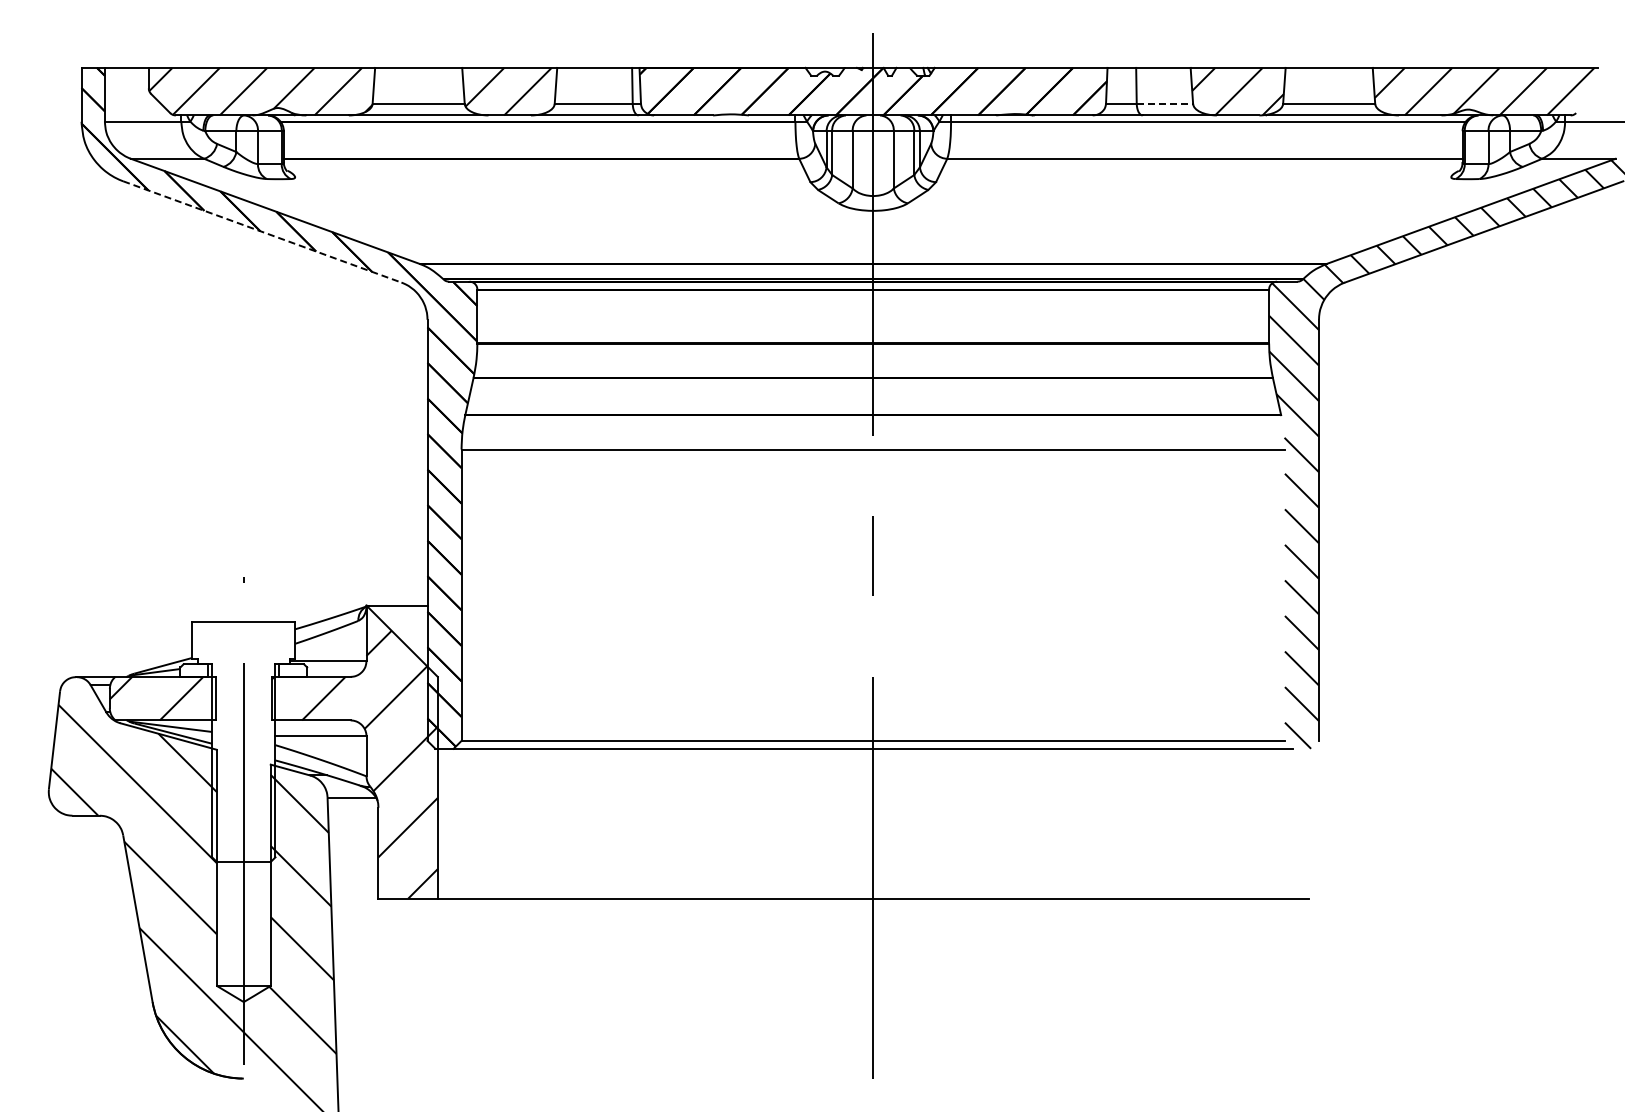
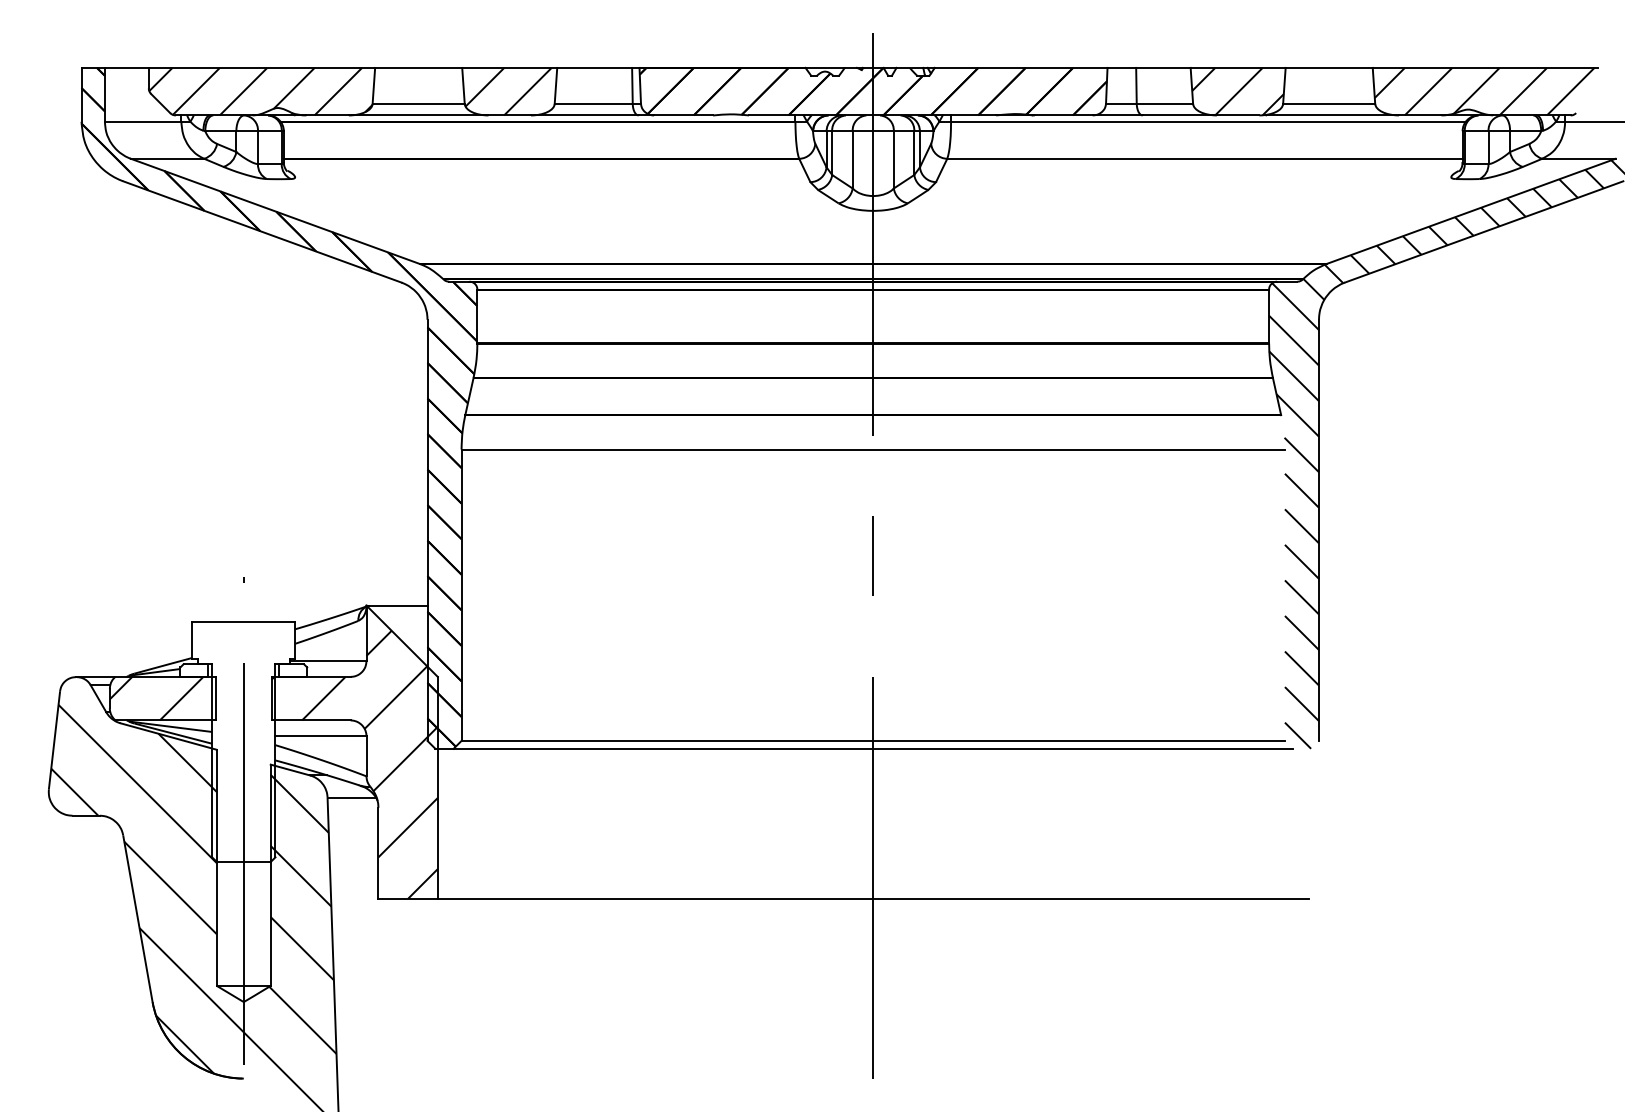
line: dashed -> solid (1165, 104)
line: dashed -> solid (262, 232)
